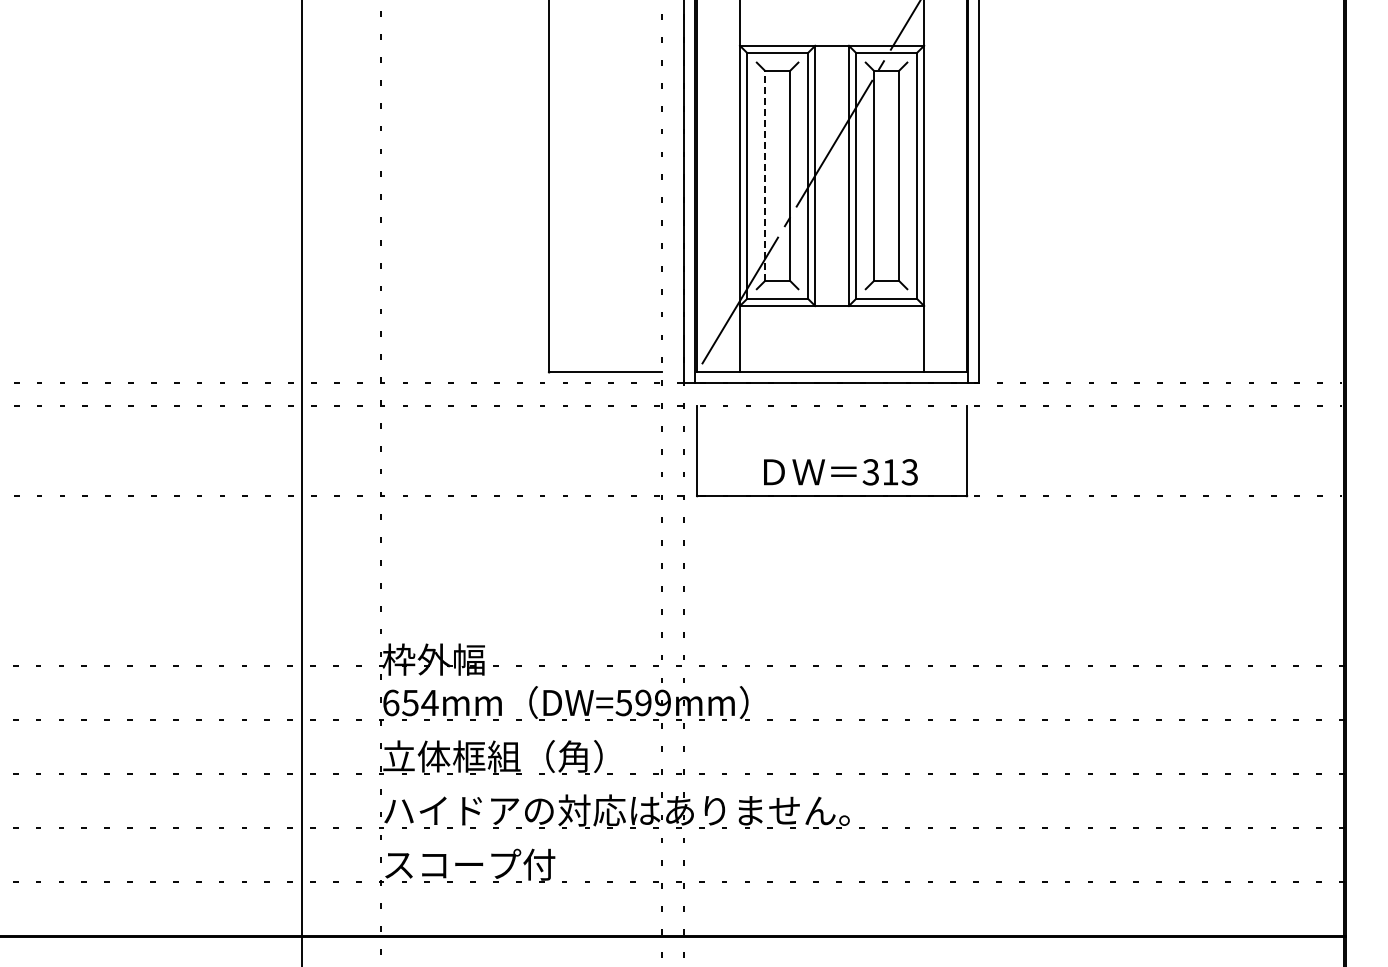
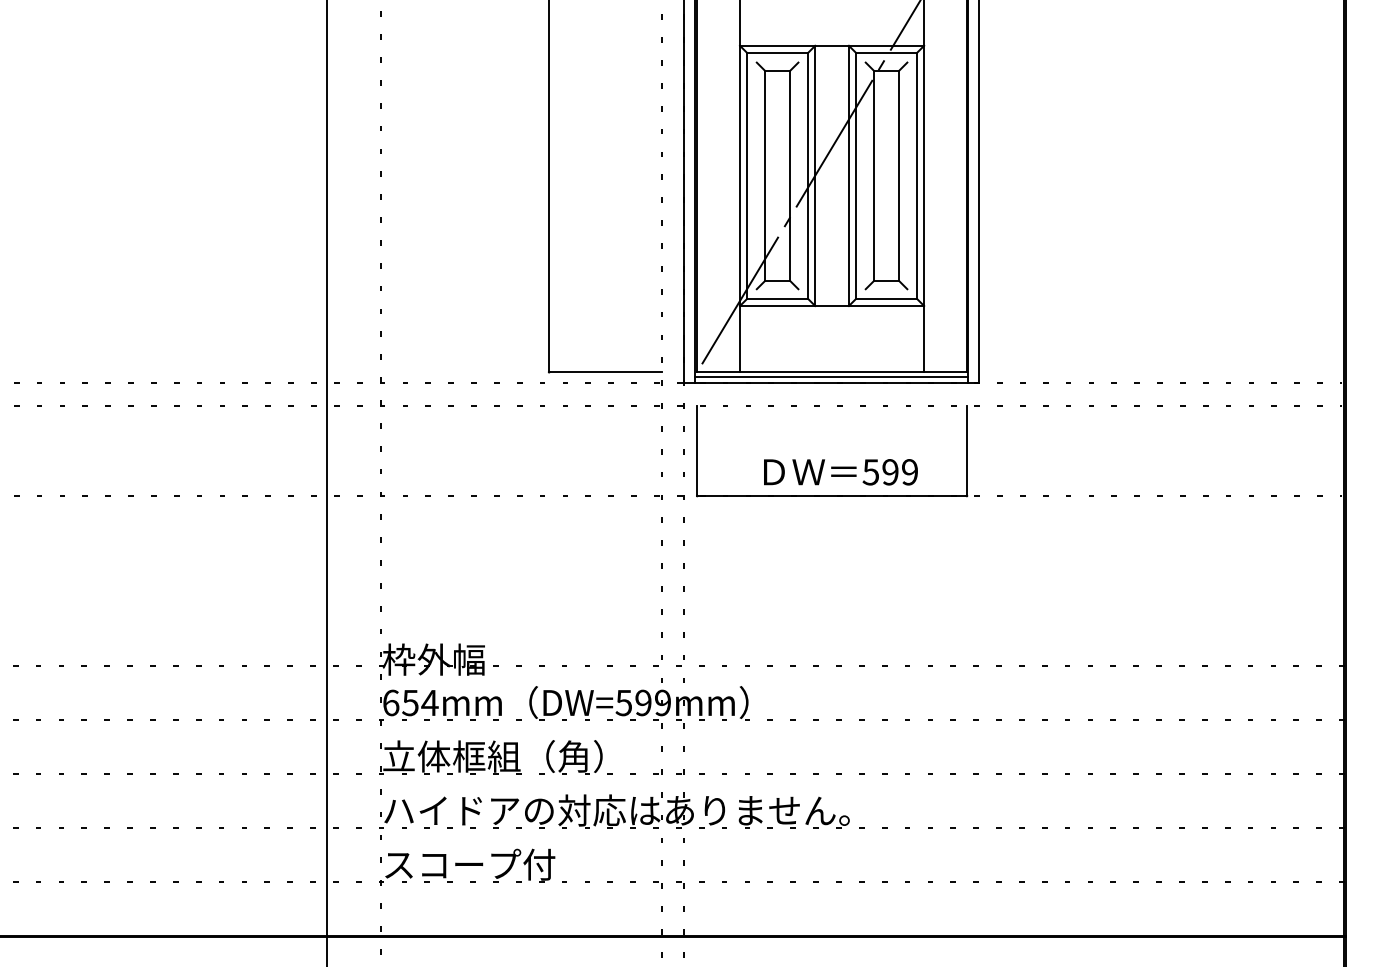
line: dashed -> solid (764, 175)
line: none -> present (831, 376)
text: 313 -> 599 (890, 472)
line position: (302, 482) -> (327, 482) (327, 482)
